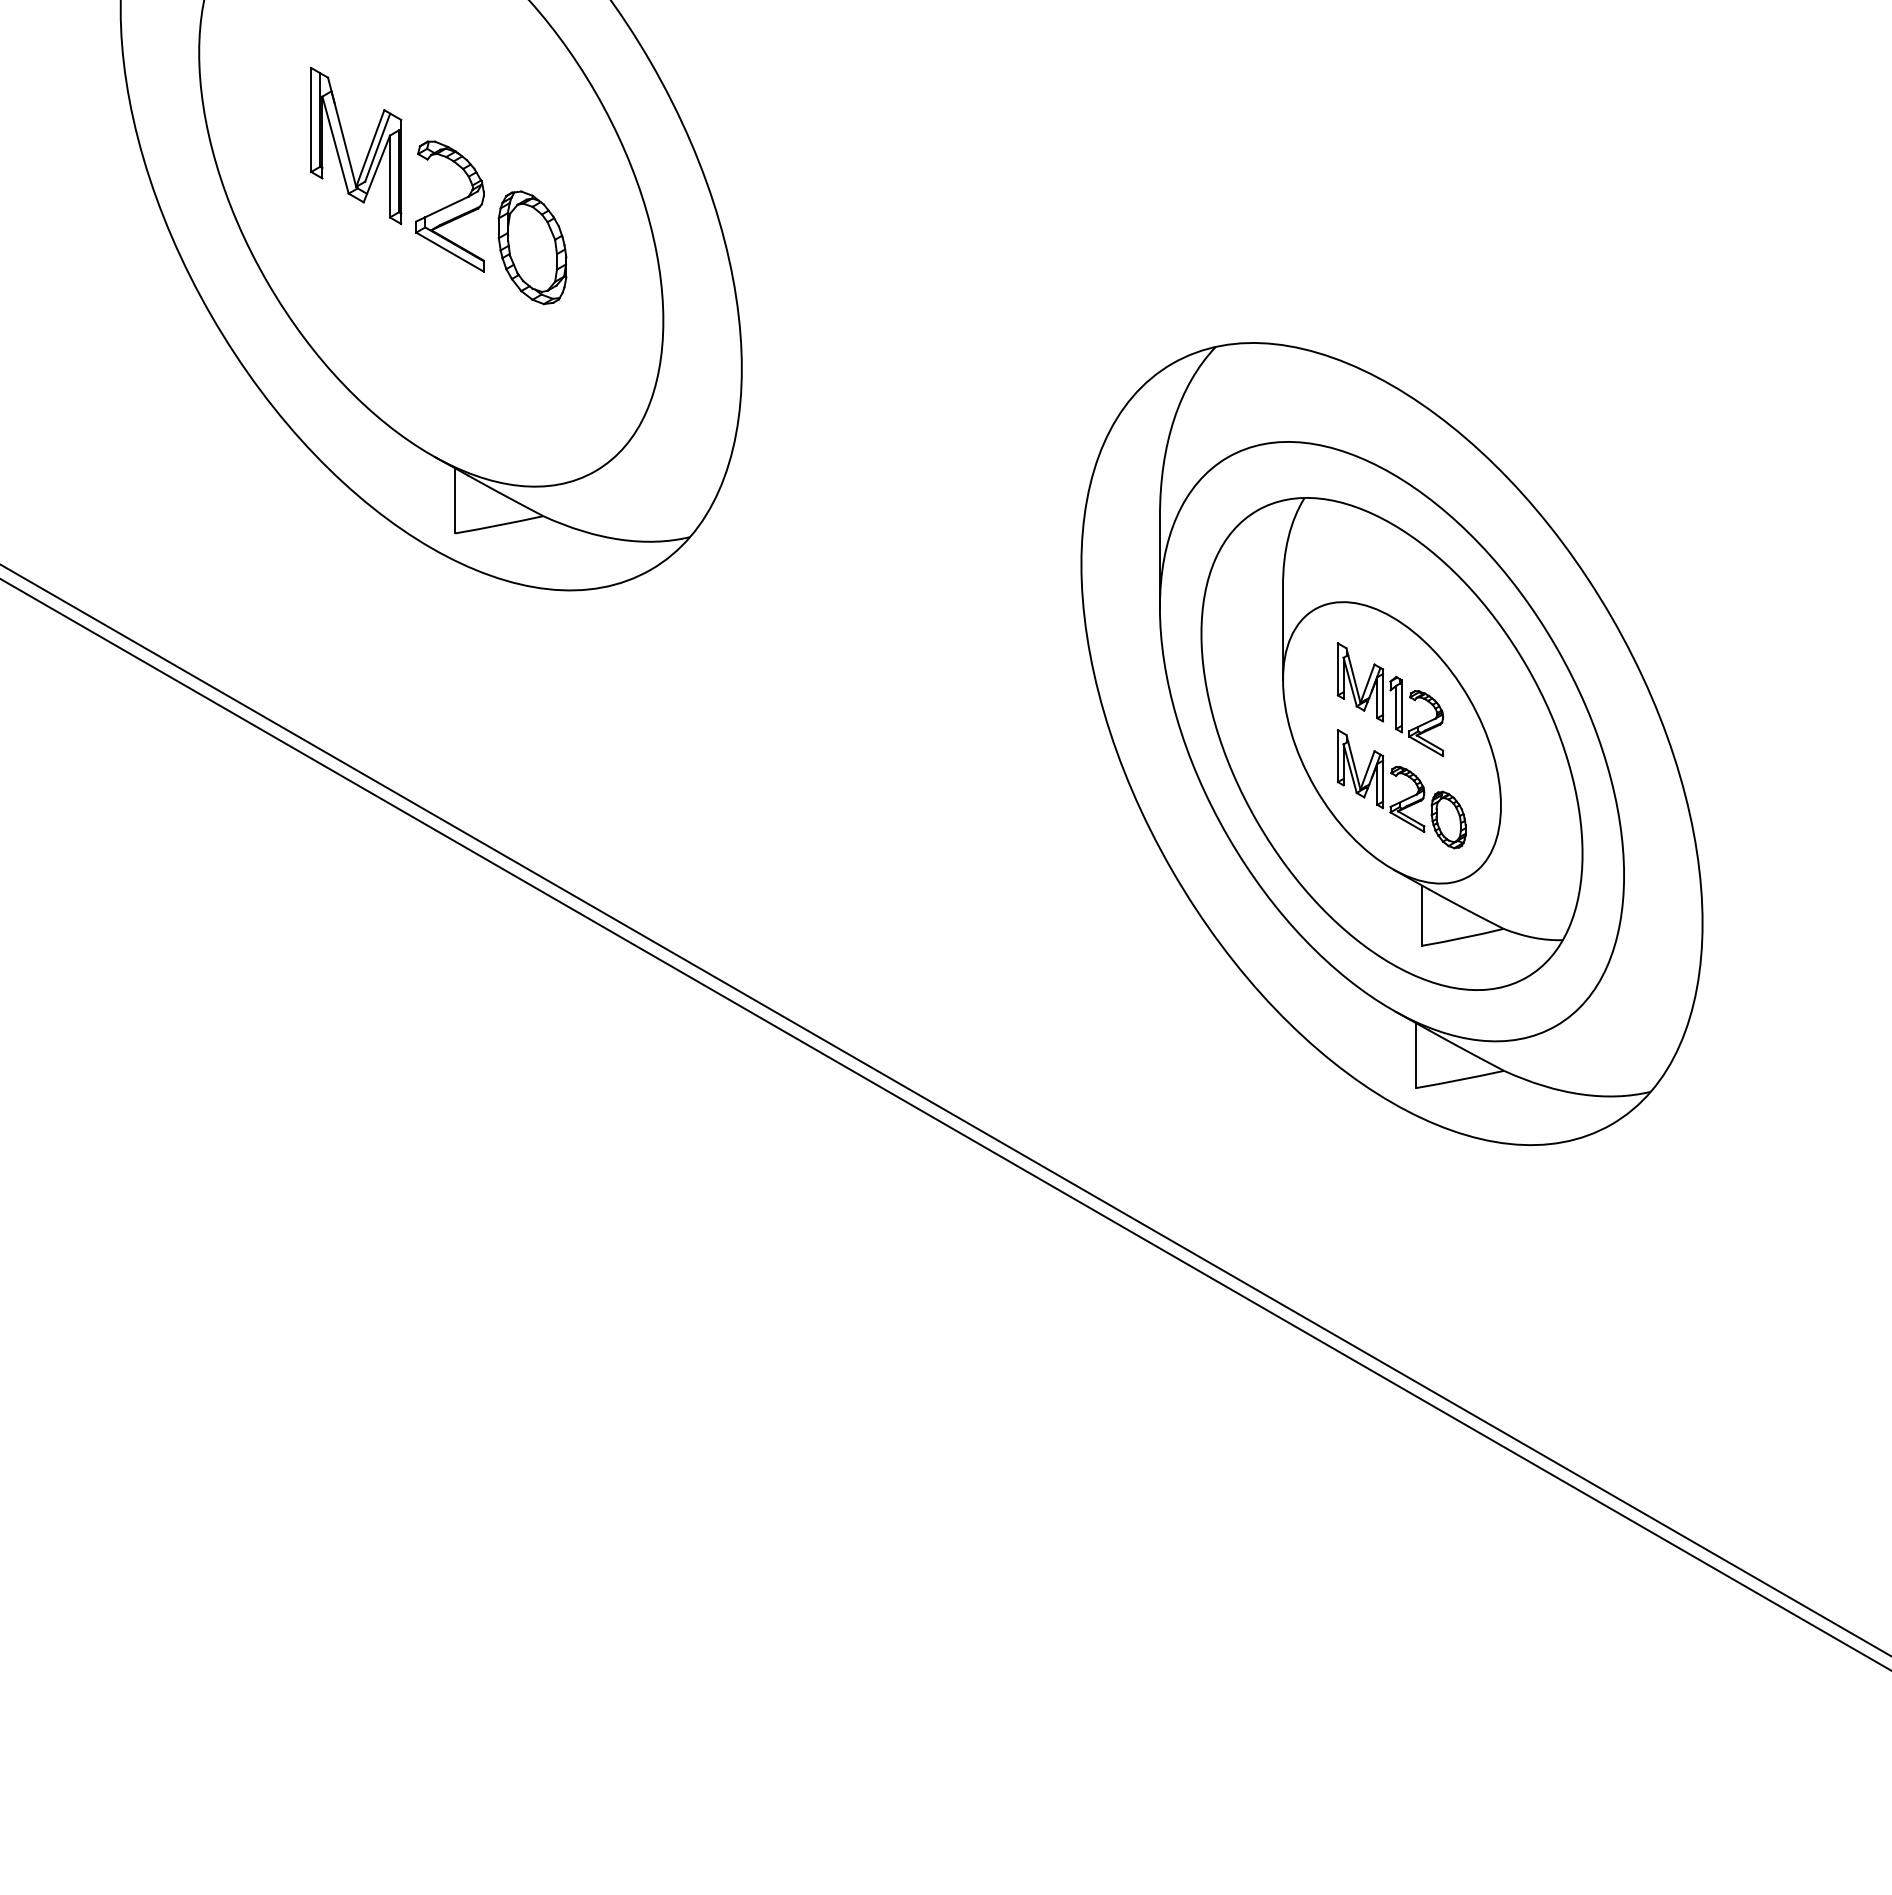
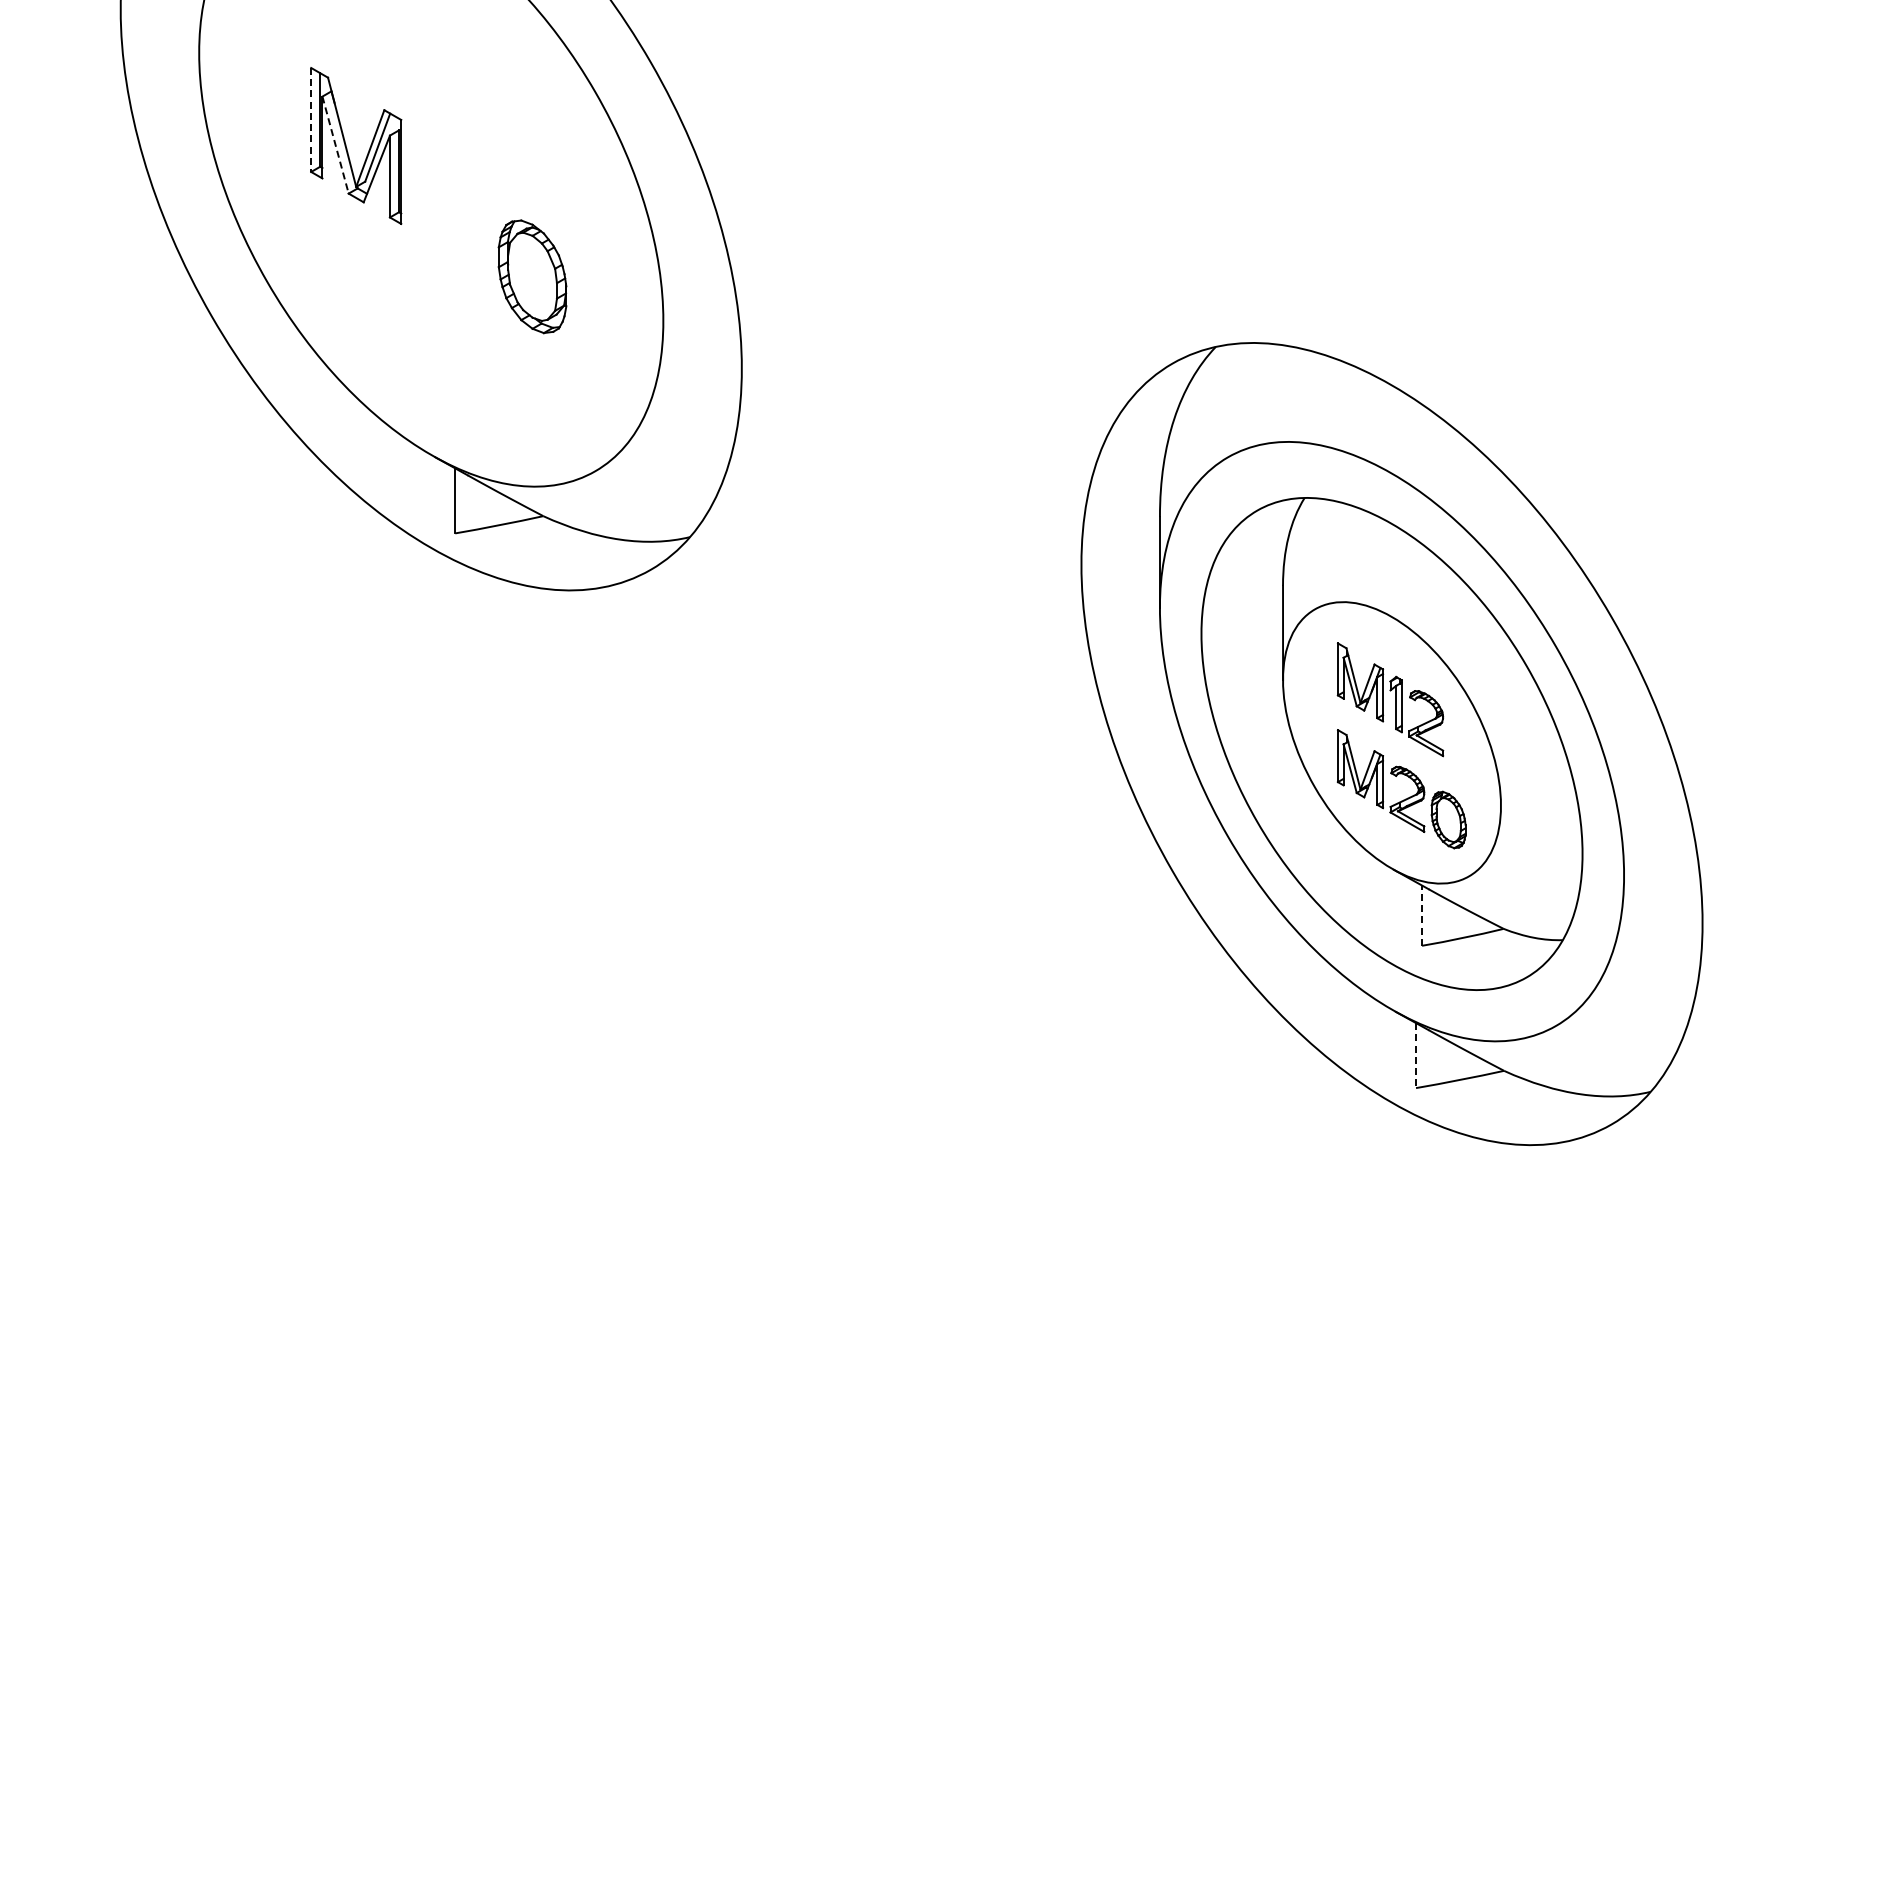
line: solid -> dashed (311, 119)
line: solid -> dashed (335, 145)
part: present -> none (449, 206)
part position: (532, 247) -> (532, 276) (532, 276)
line: solid -> dashed (1422, 915)
line: solid -> dashed (1416, 1055)
line: present -> none (945, 1109)
line: present -> none (945, 1124)
